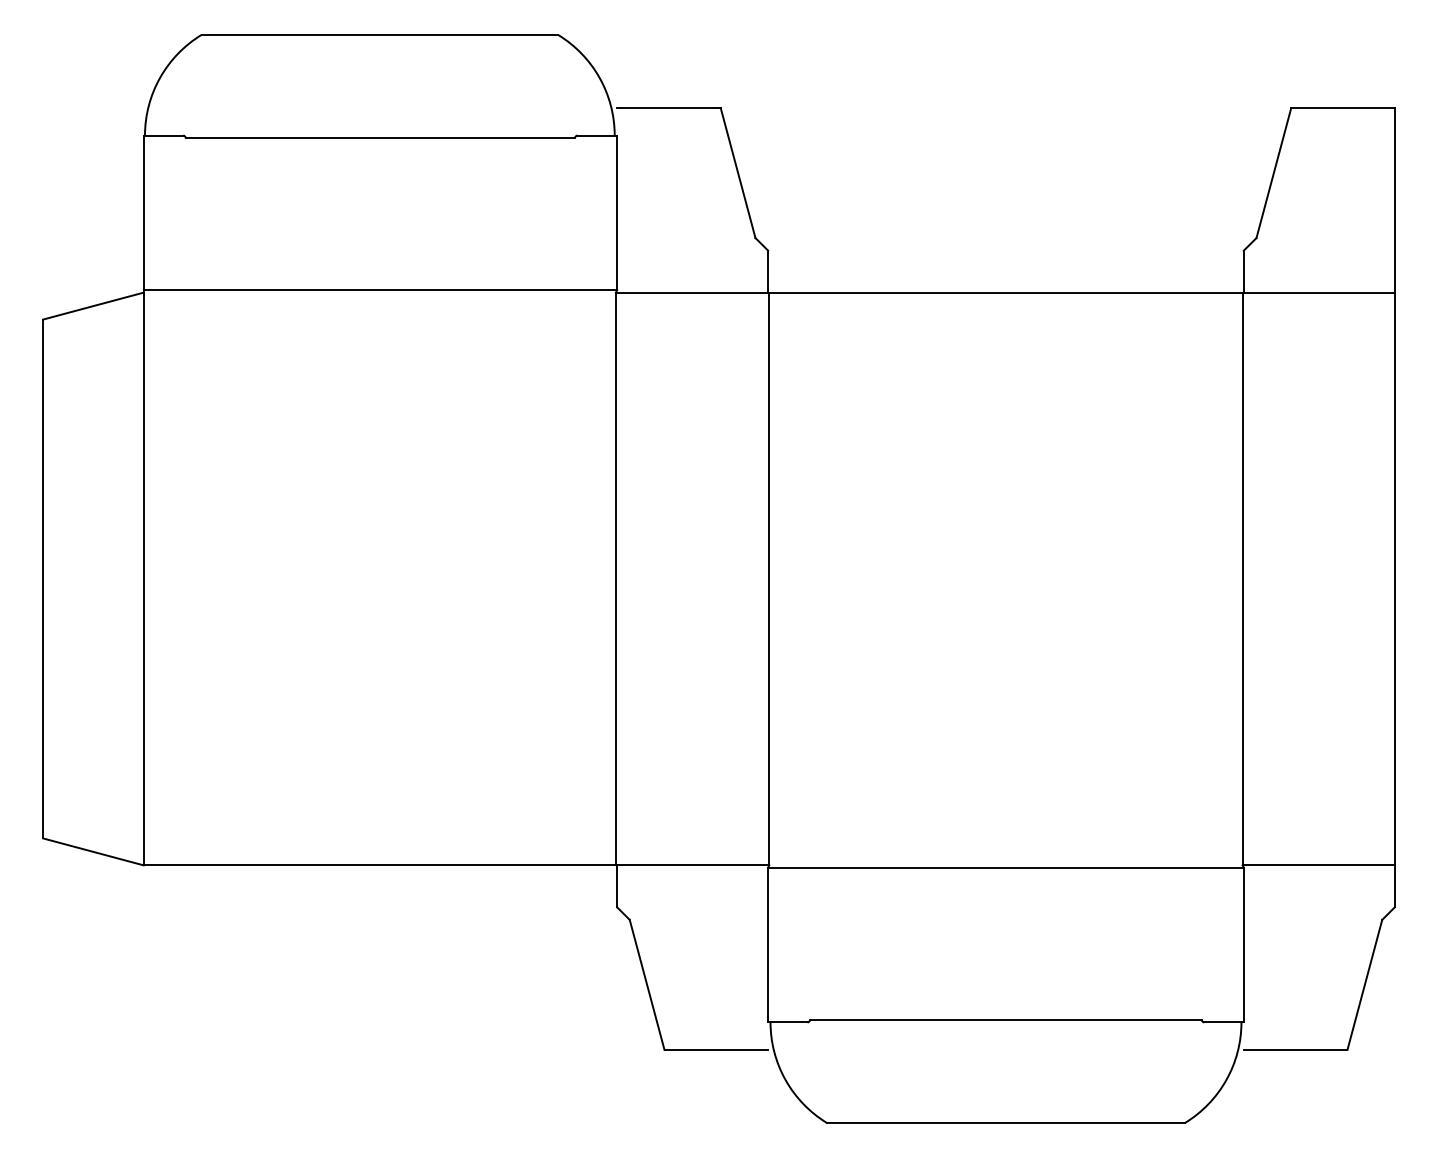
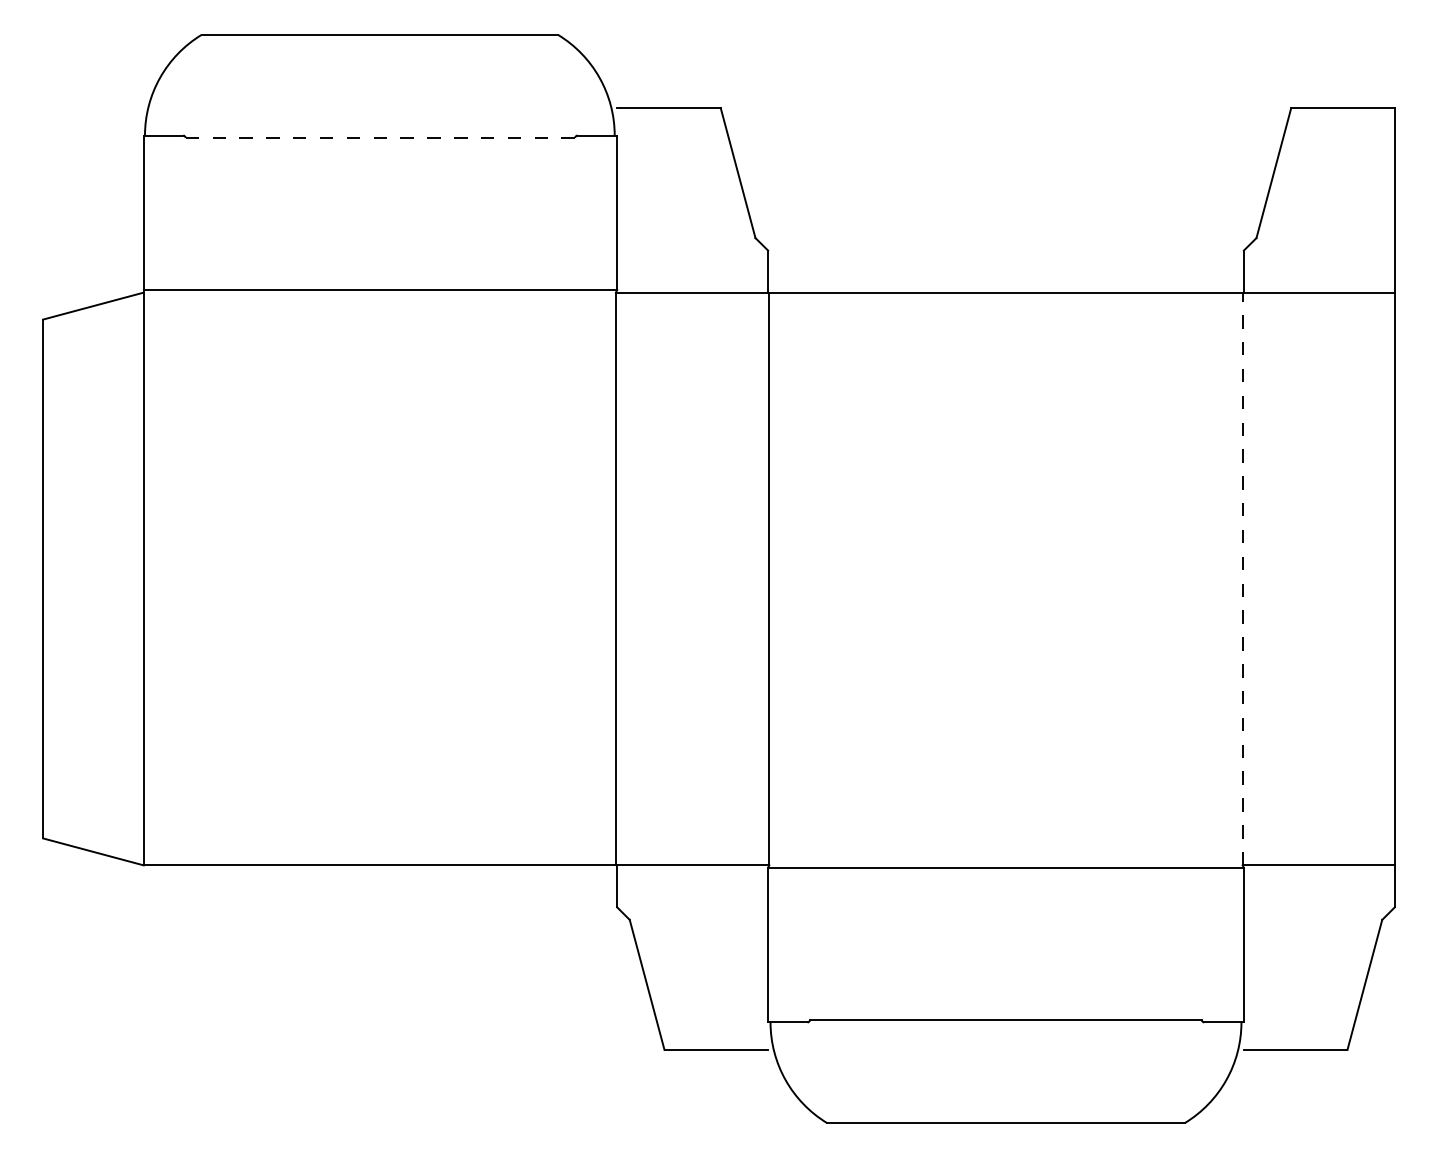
line: solid -> dashed (380, 138)
line: solid -> dashed (1242, 578)
